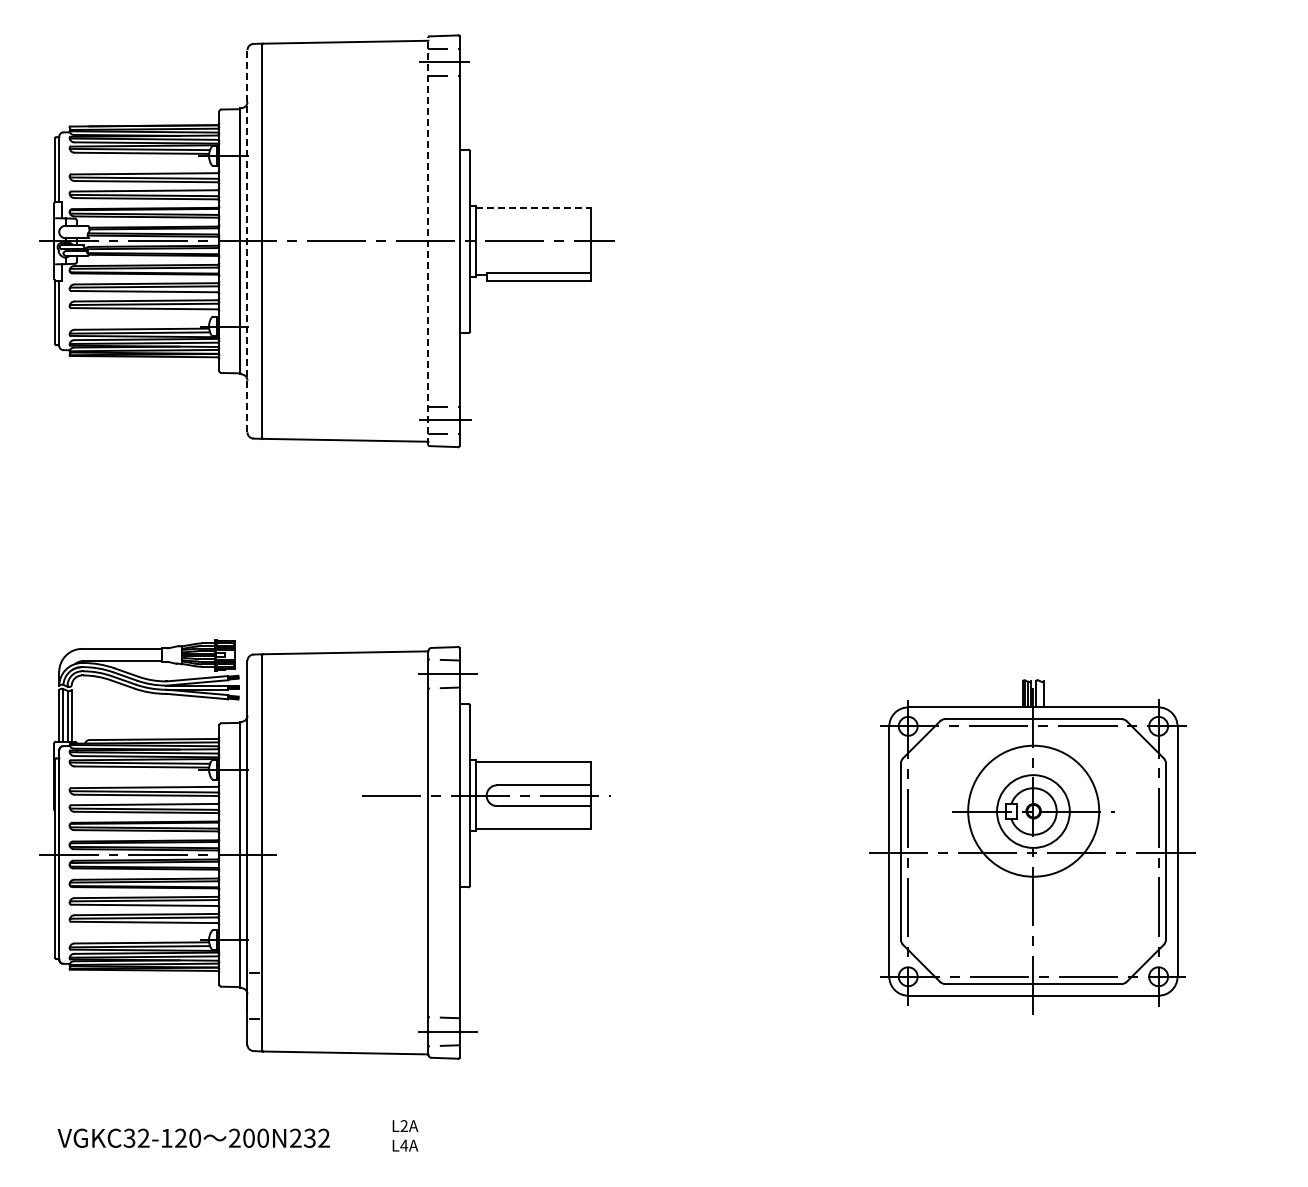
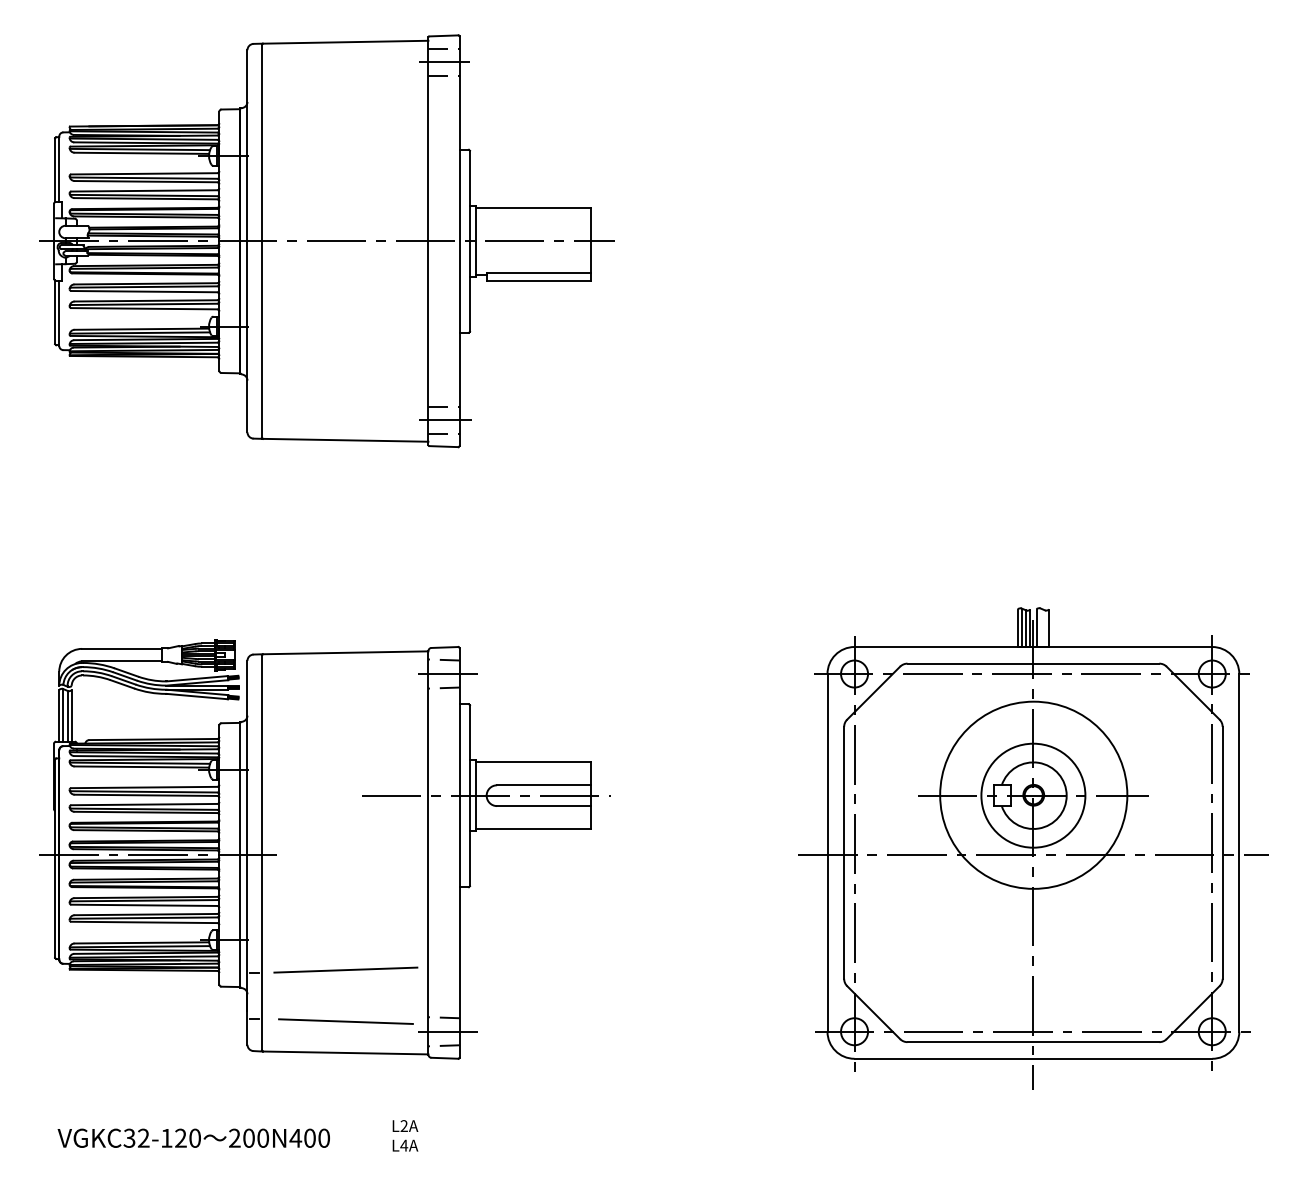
line: dashed -> solid (533, 208)
line: dashed -> solid (247, 240)
line: dashed -> solid (428, 241)
part size: 327x336 px -> 471x483 px (1033, 848)
line: none -> present (345, 969)
line: none -> present (345, 1021)
text: 200N232 -> 200N400 (309, 1137)
